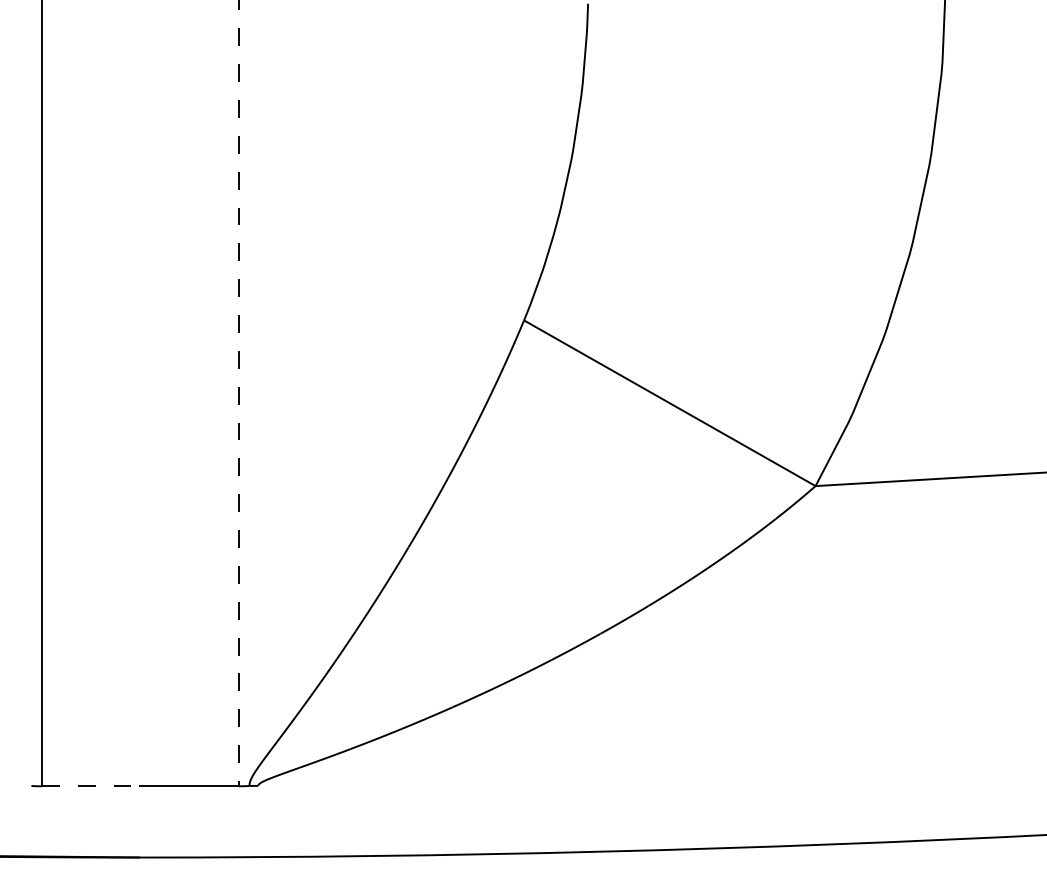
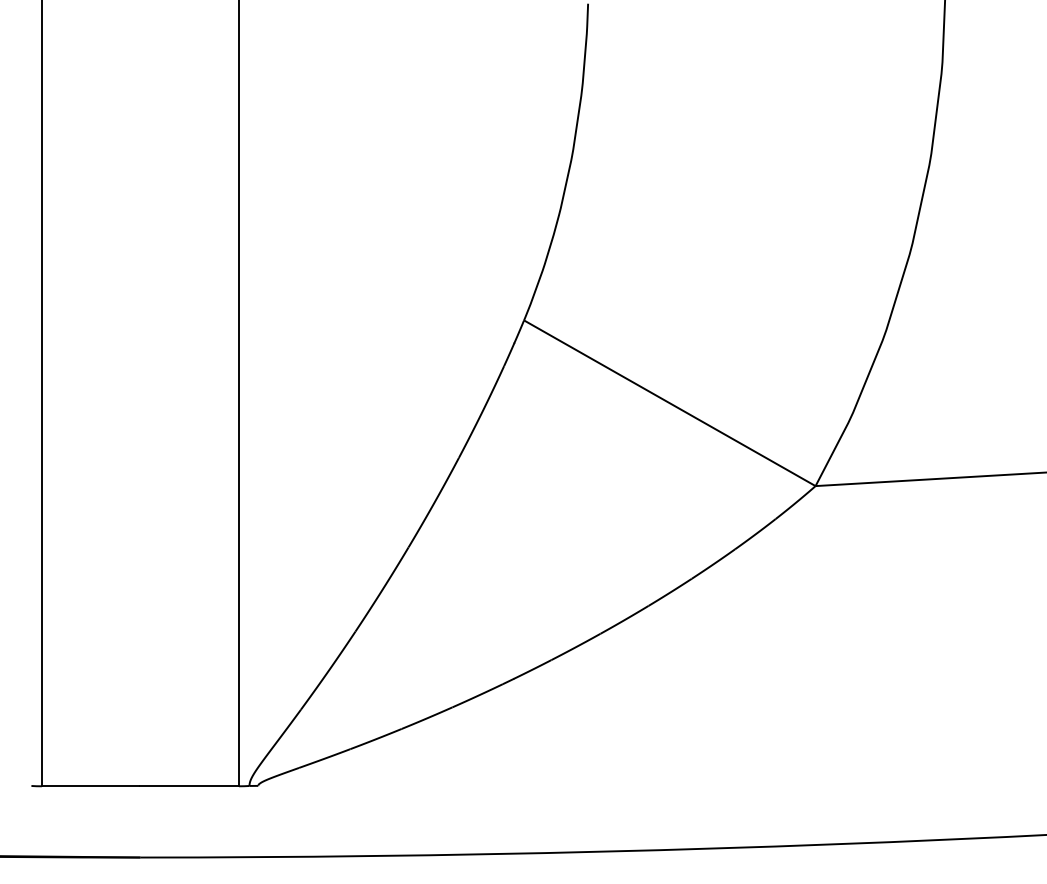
line: dashed -> solid (239, 393)
line: dashed -> solid (90, 786)
